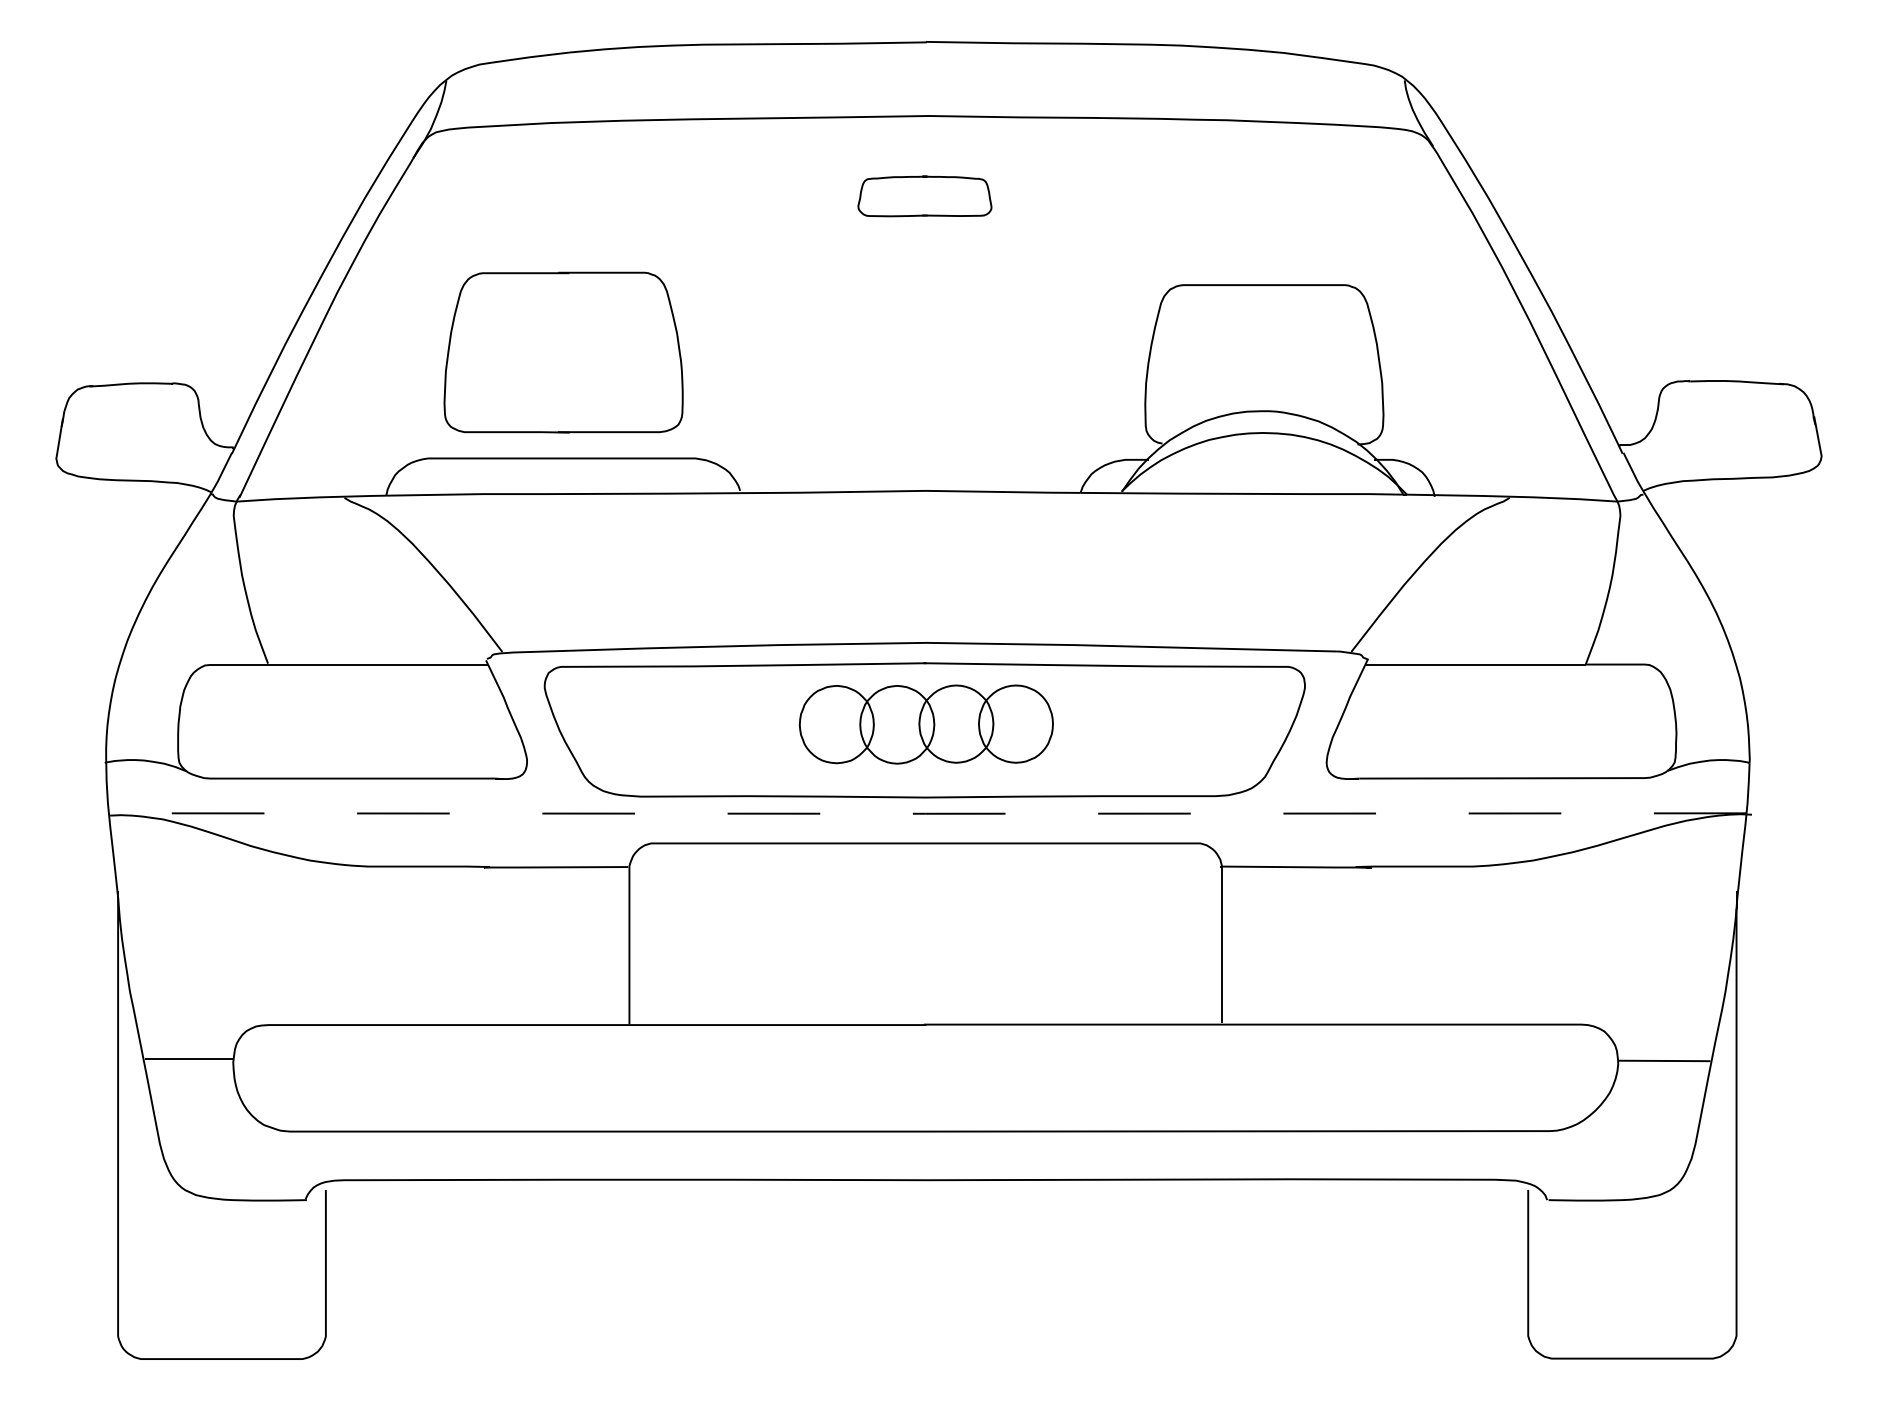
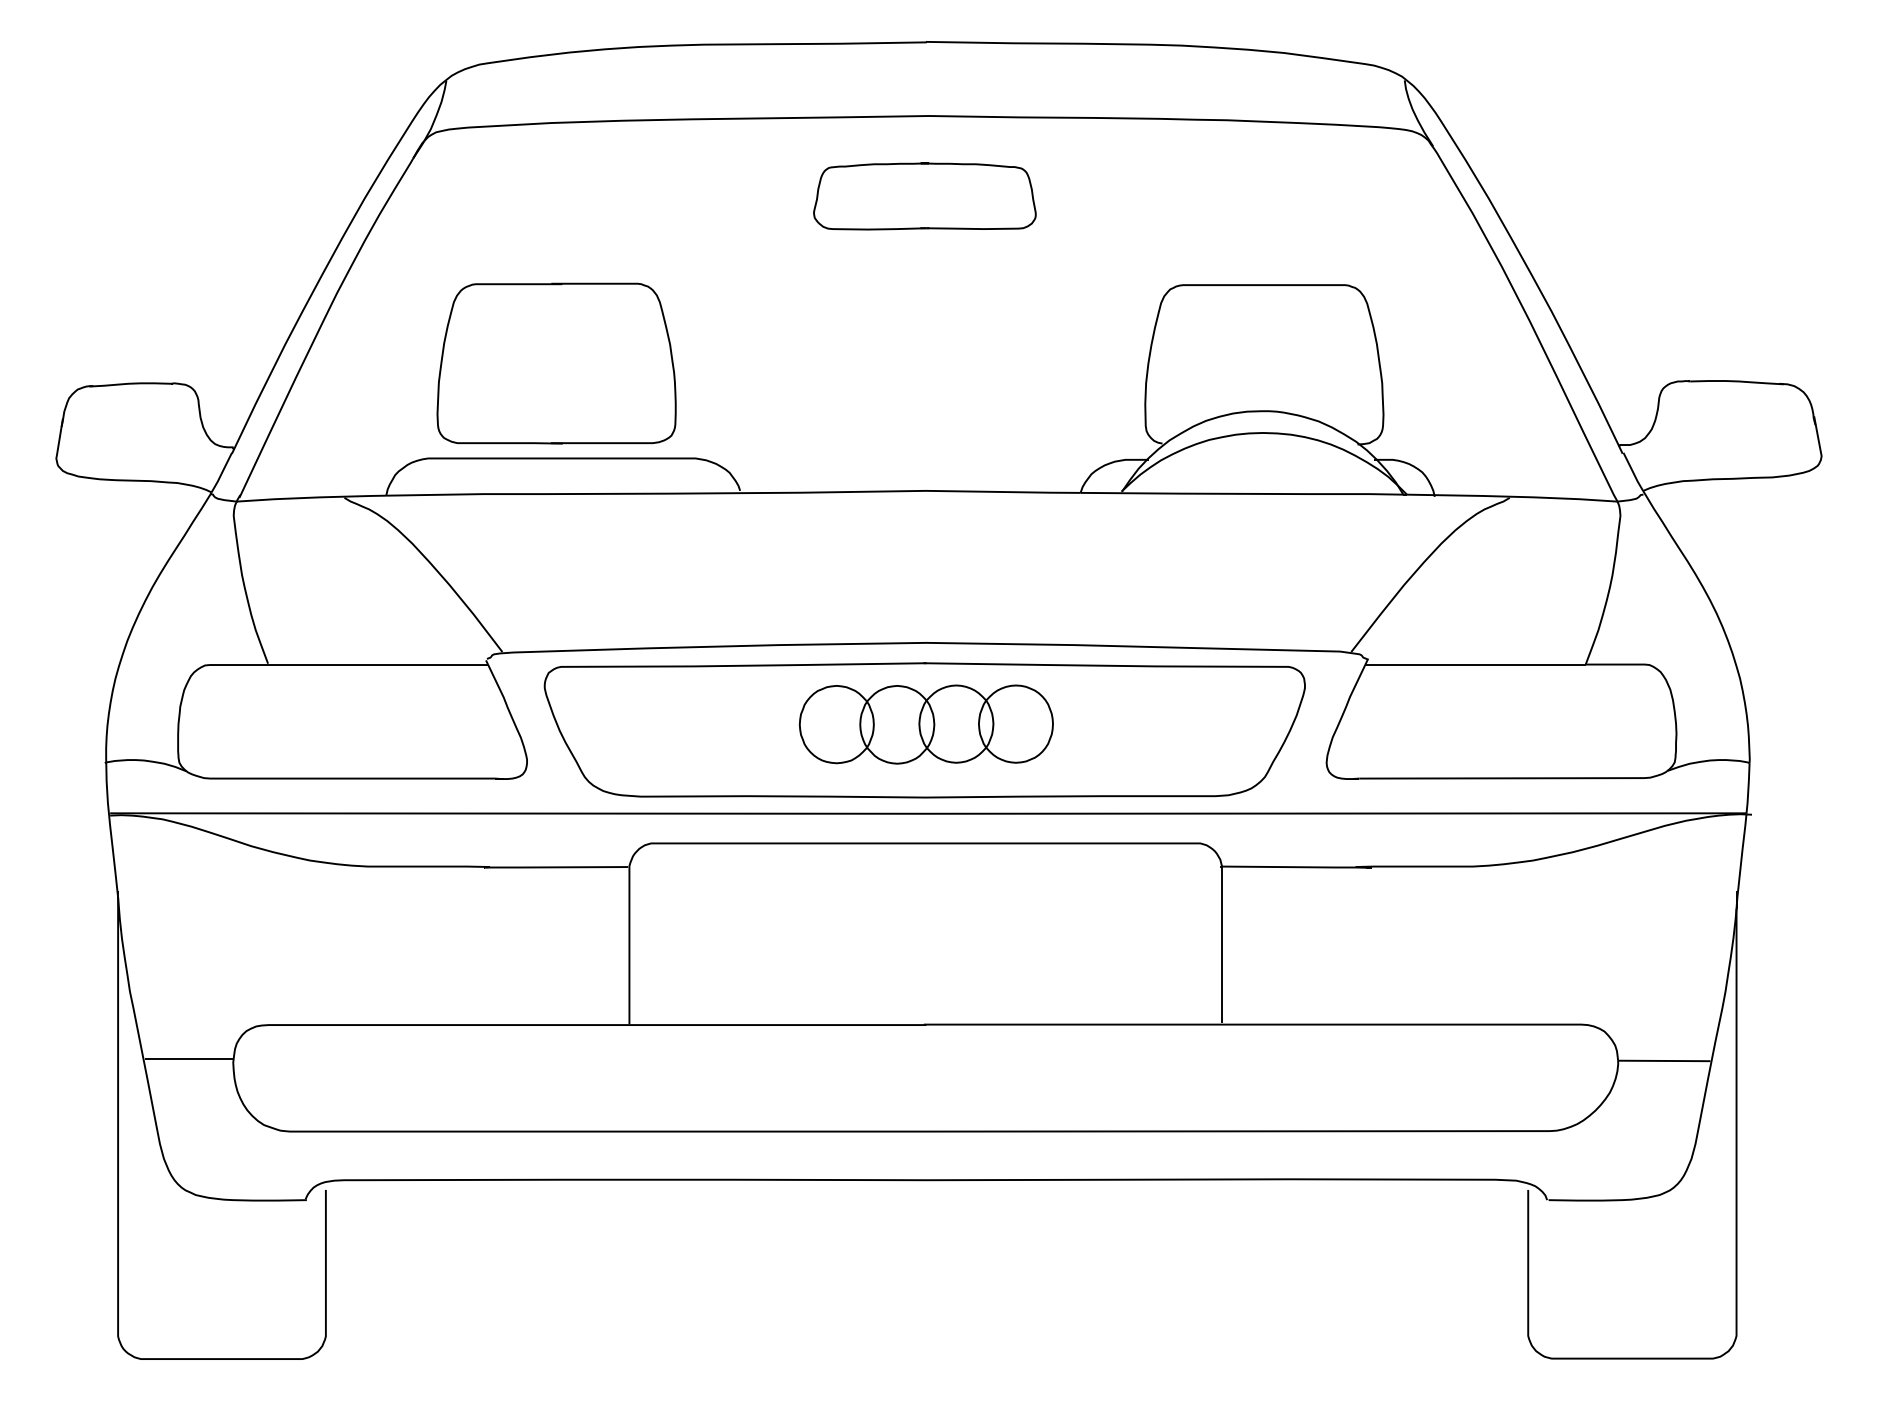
part size: 136x43 px -> 224x69 px (924, 196)
part position: (563, 352) -> (556, 363) (556, 363)
line: dashed -> solid (928, 813)
